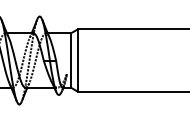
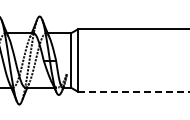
line: solid -> dashed (133, 91)
